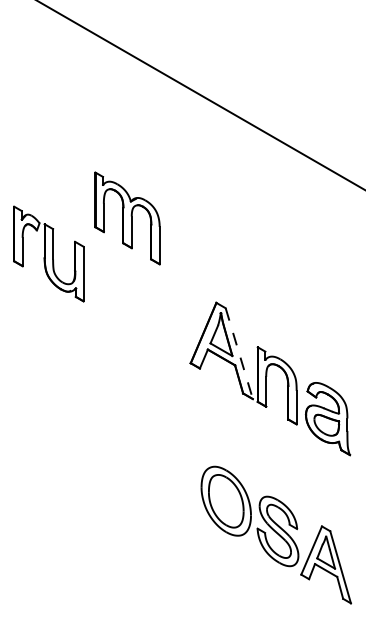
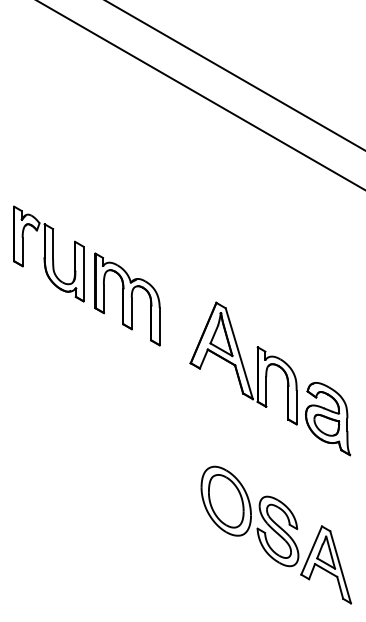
line: none -> present (235, 75)
part position: (127, 218) -> (127, 299) (127, 299)
line: dashed -> solid (239, 354)
